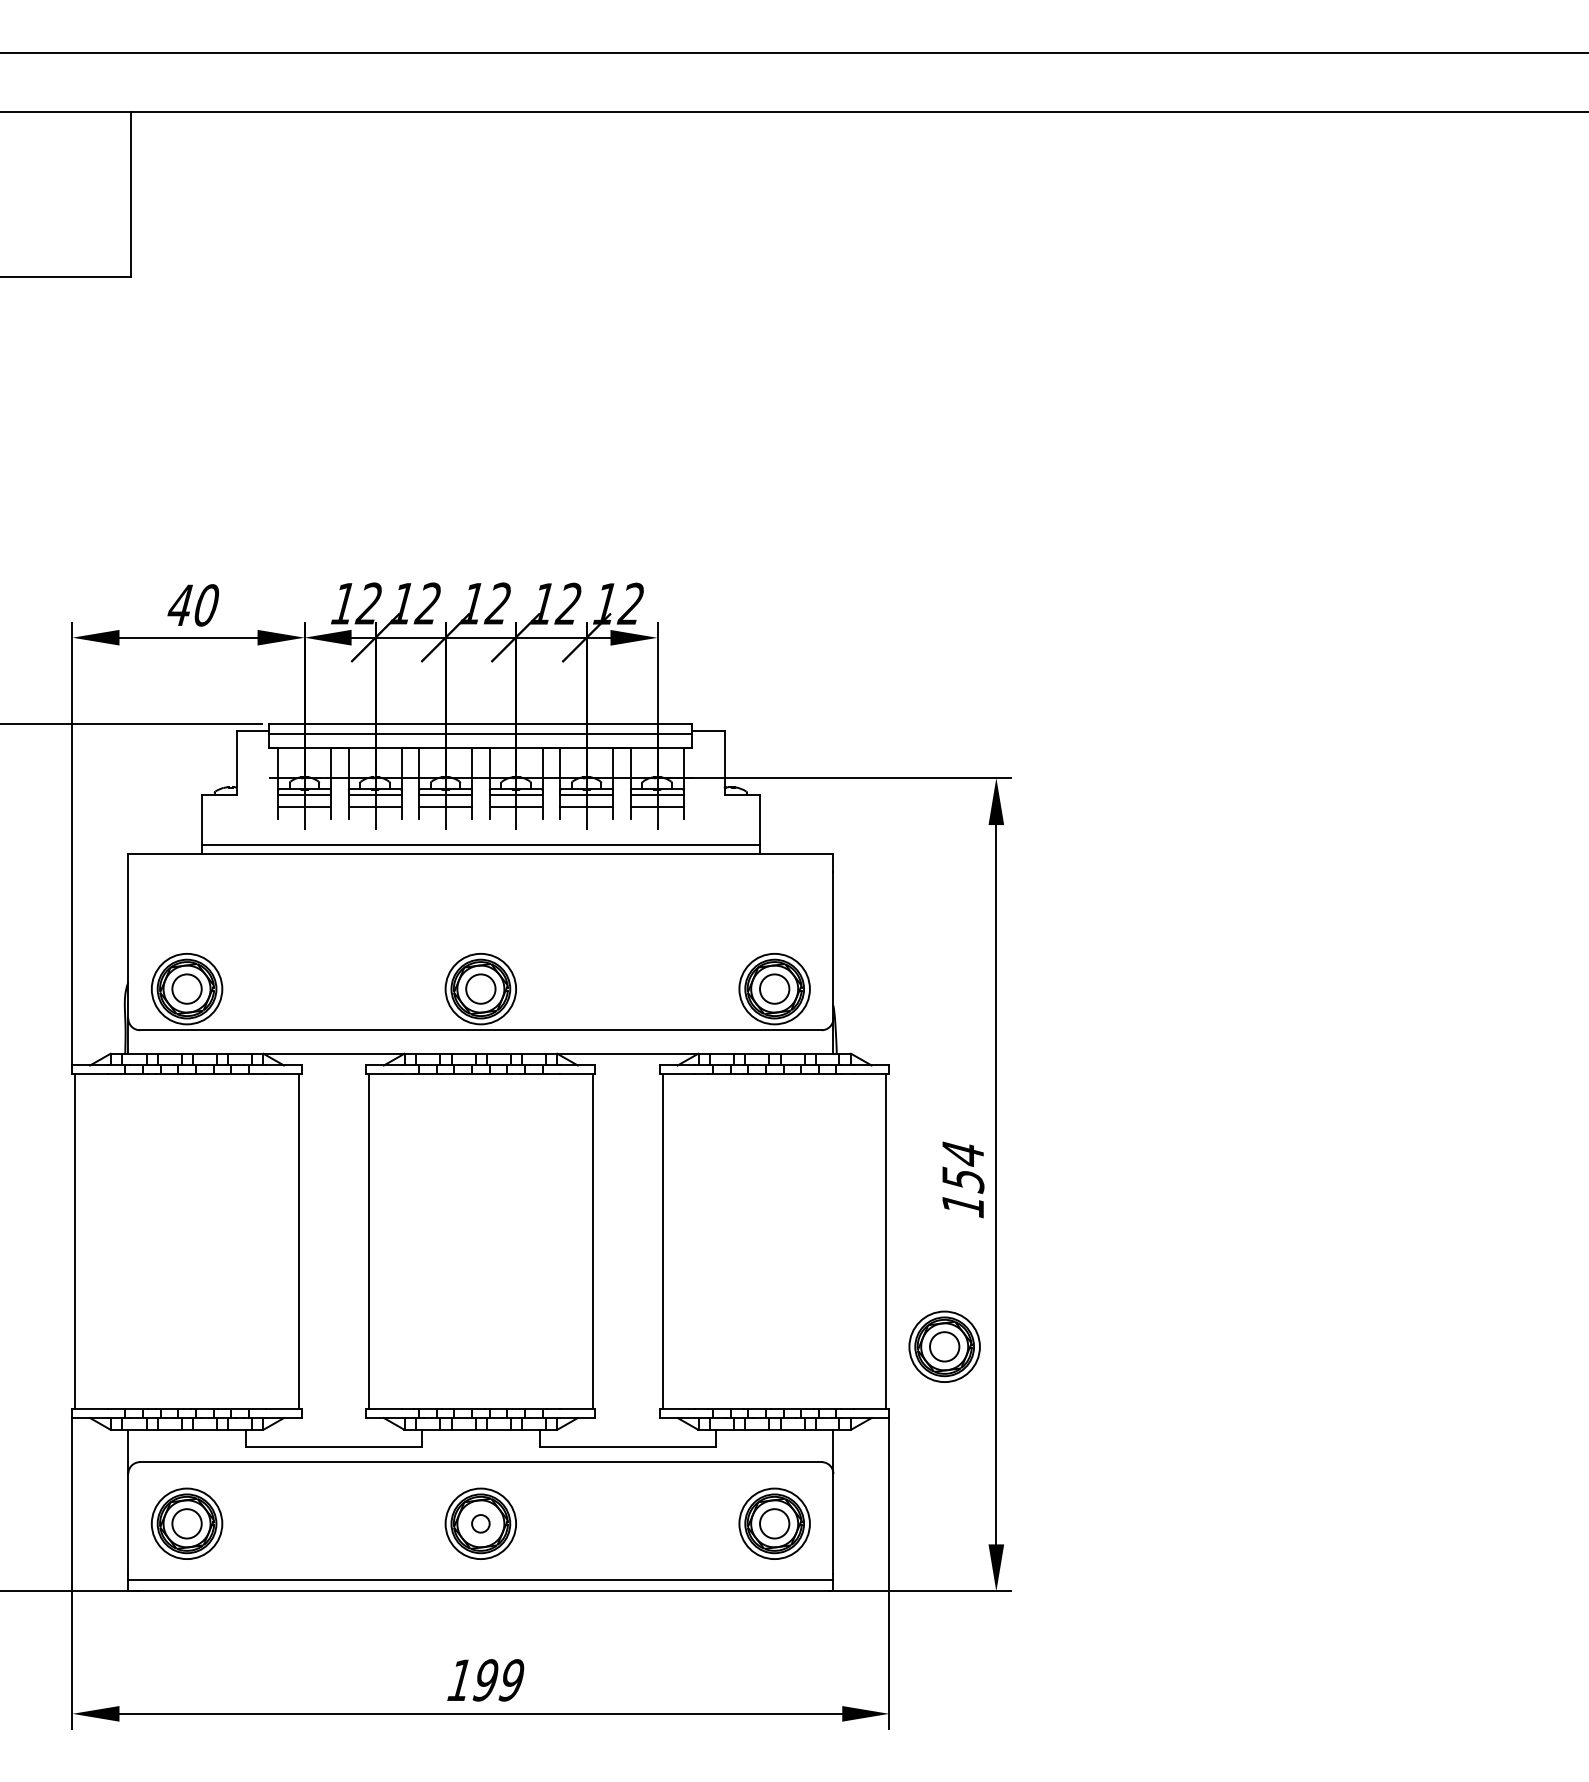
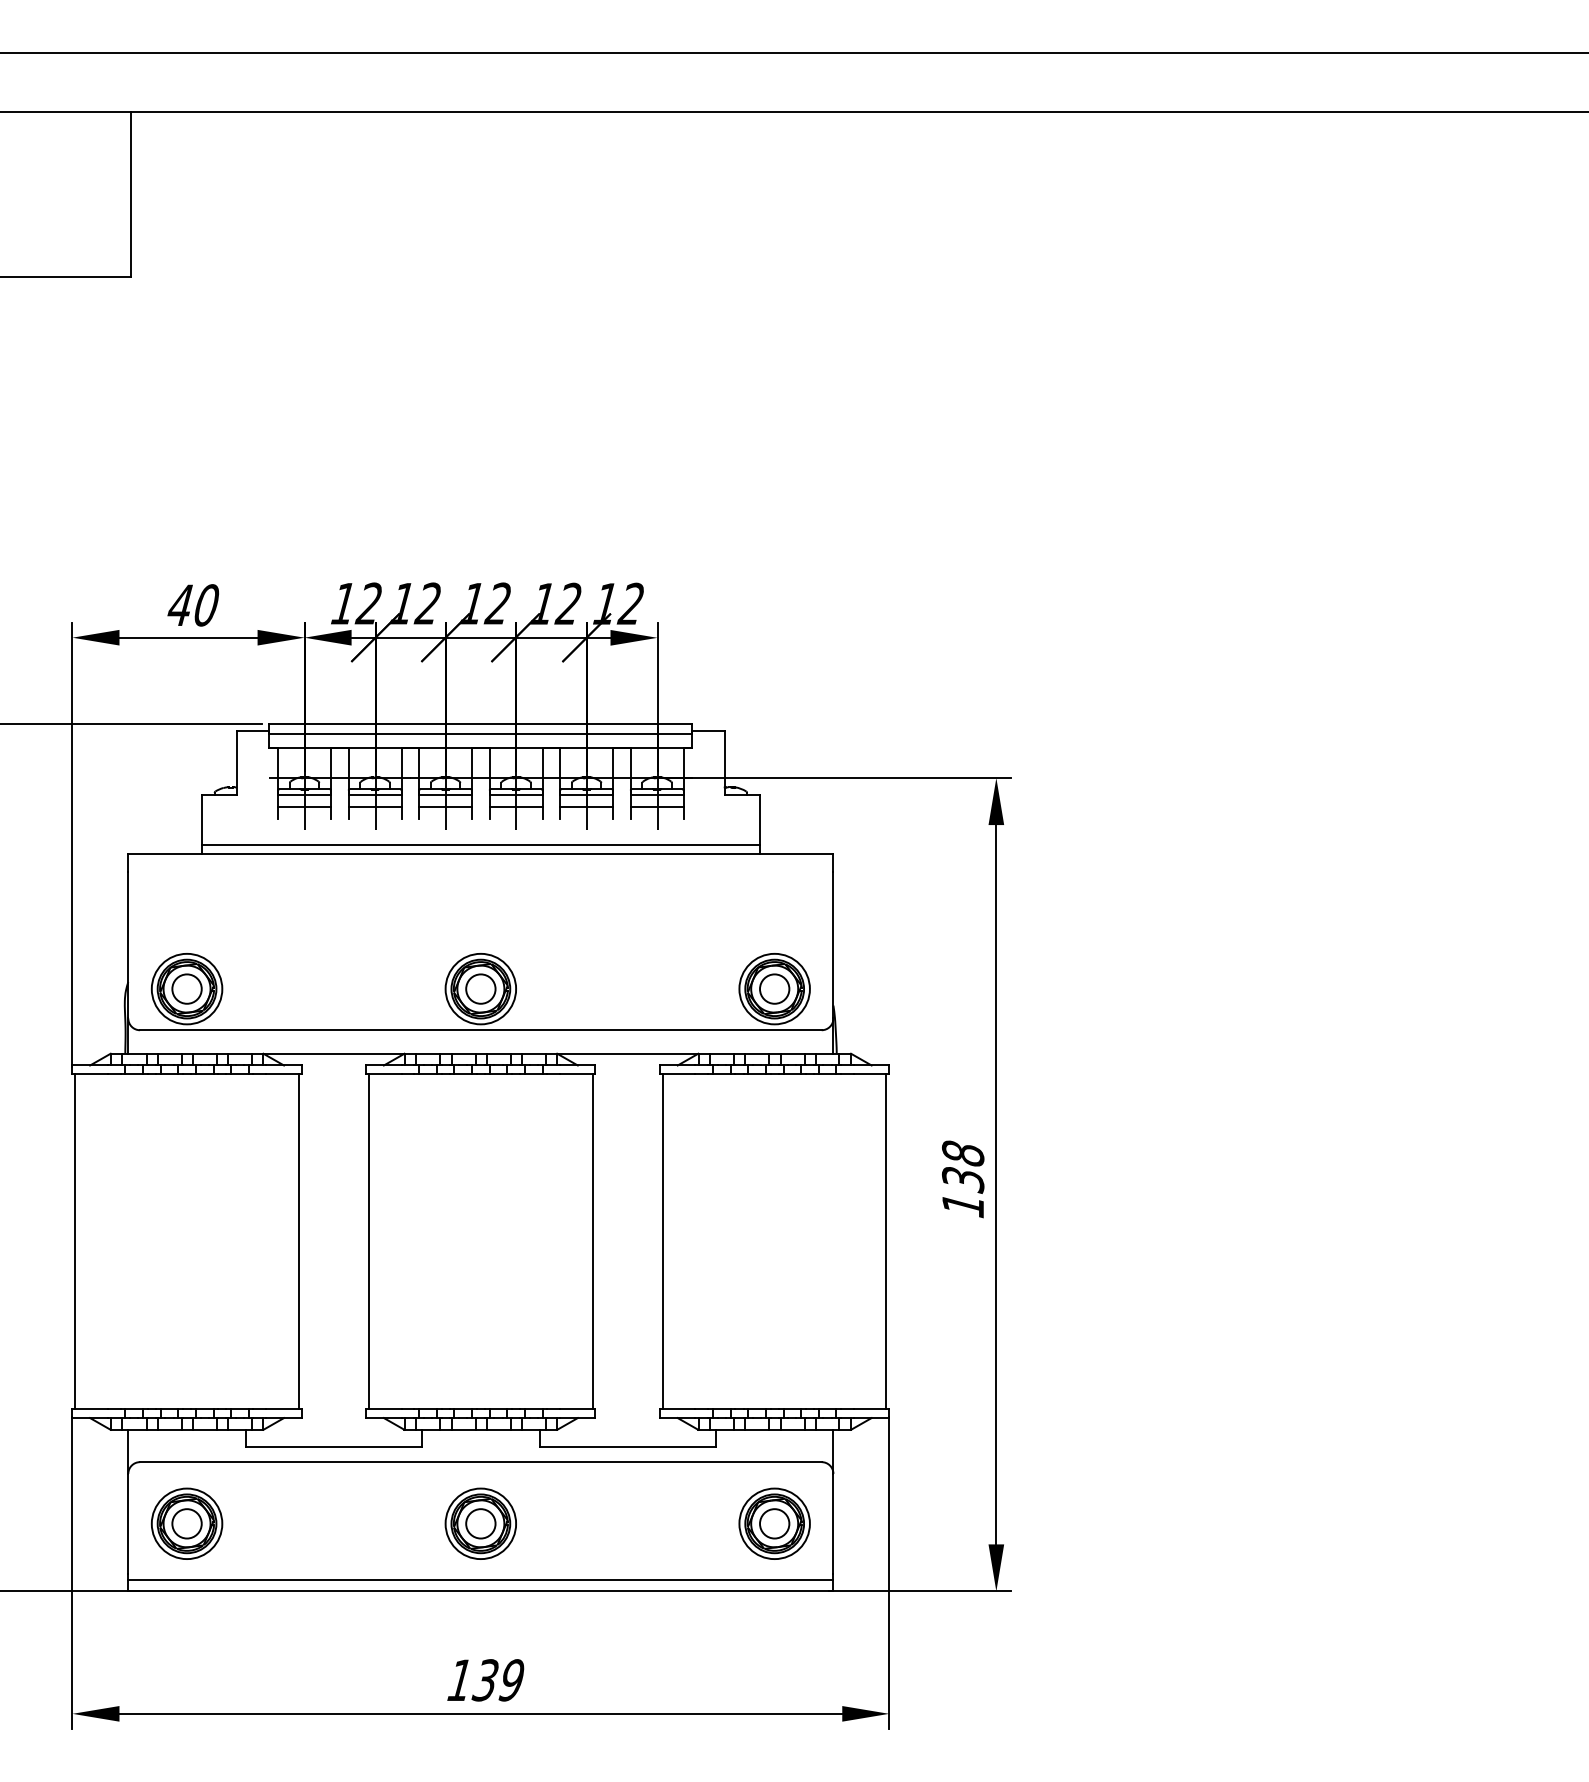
text: 154 -> 138 (962, 1166)
part: present -> none (944, 1346)
circle diameter: 18 px -> 29 px (480, 1523)
text: 199 -> 139 (484, 1680)
